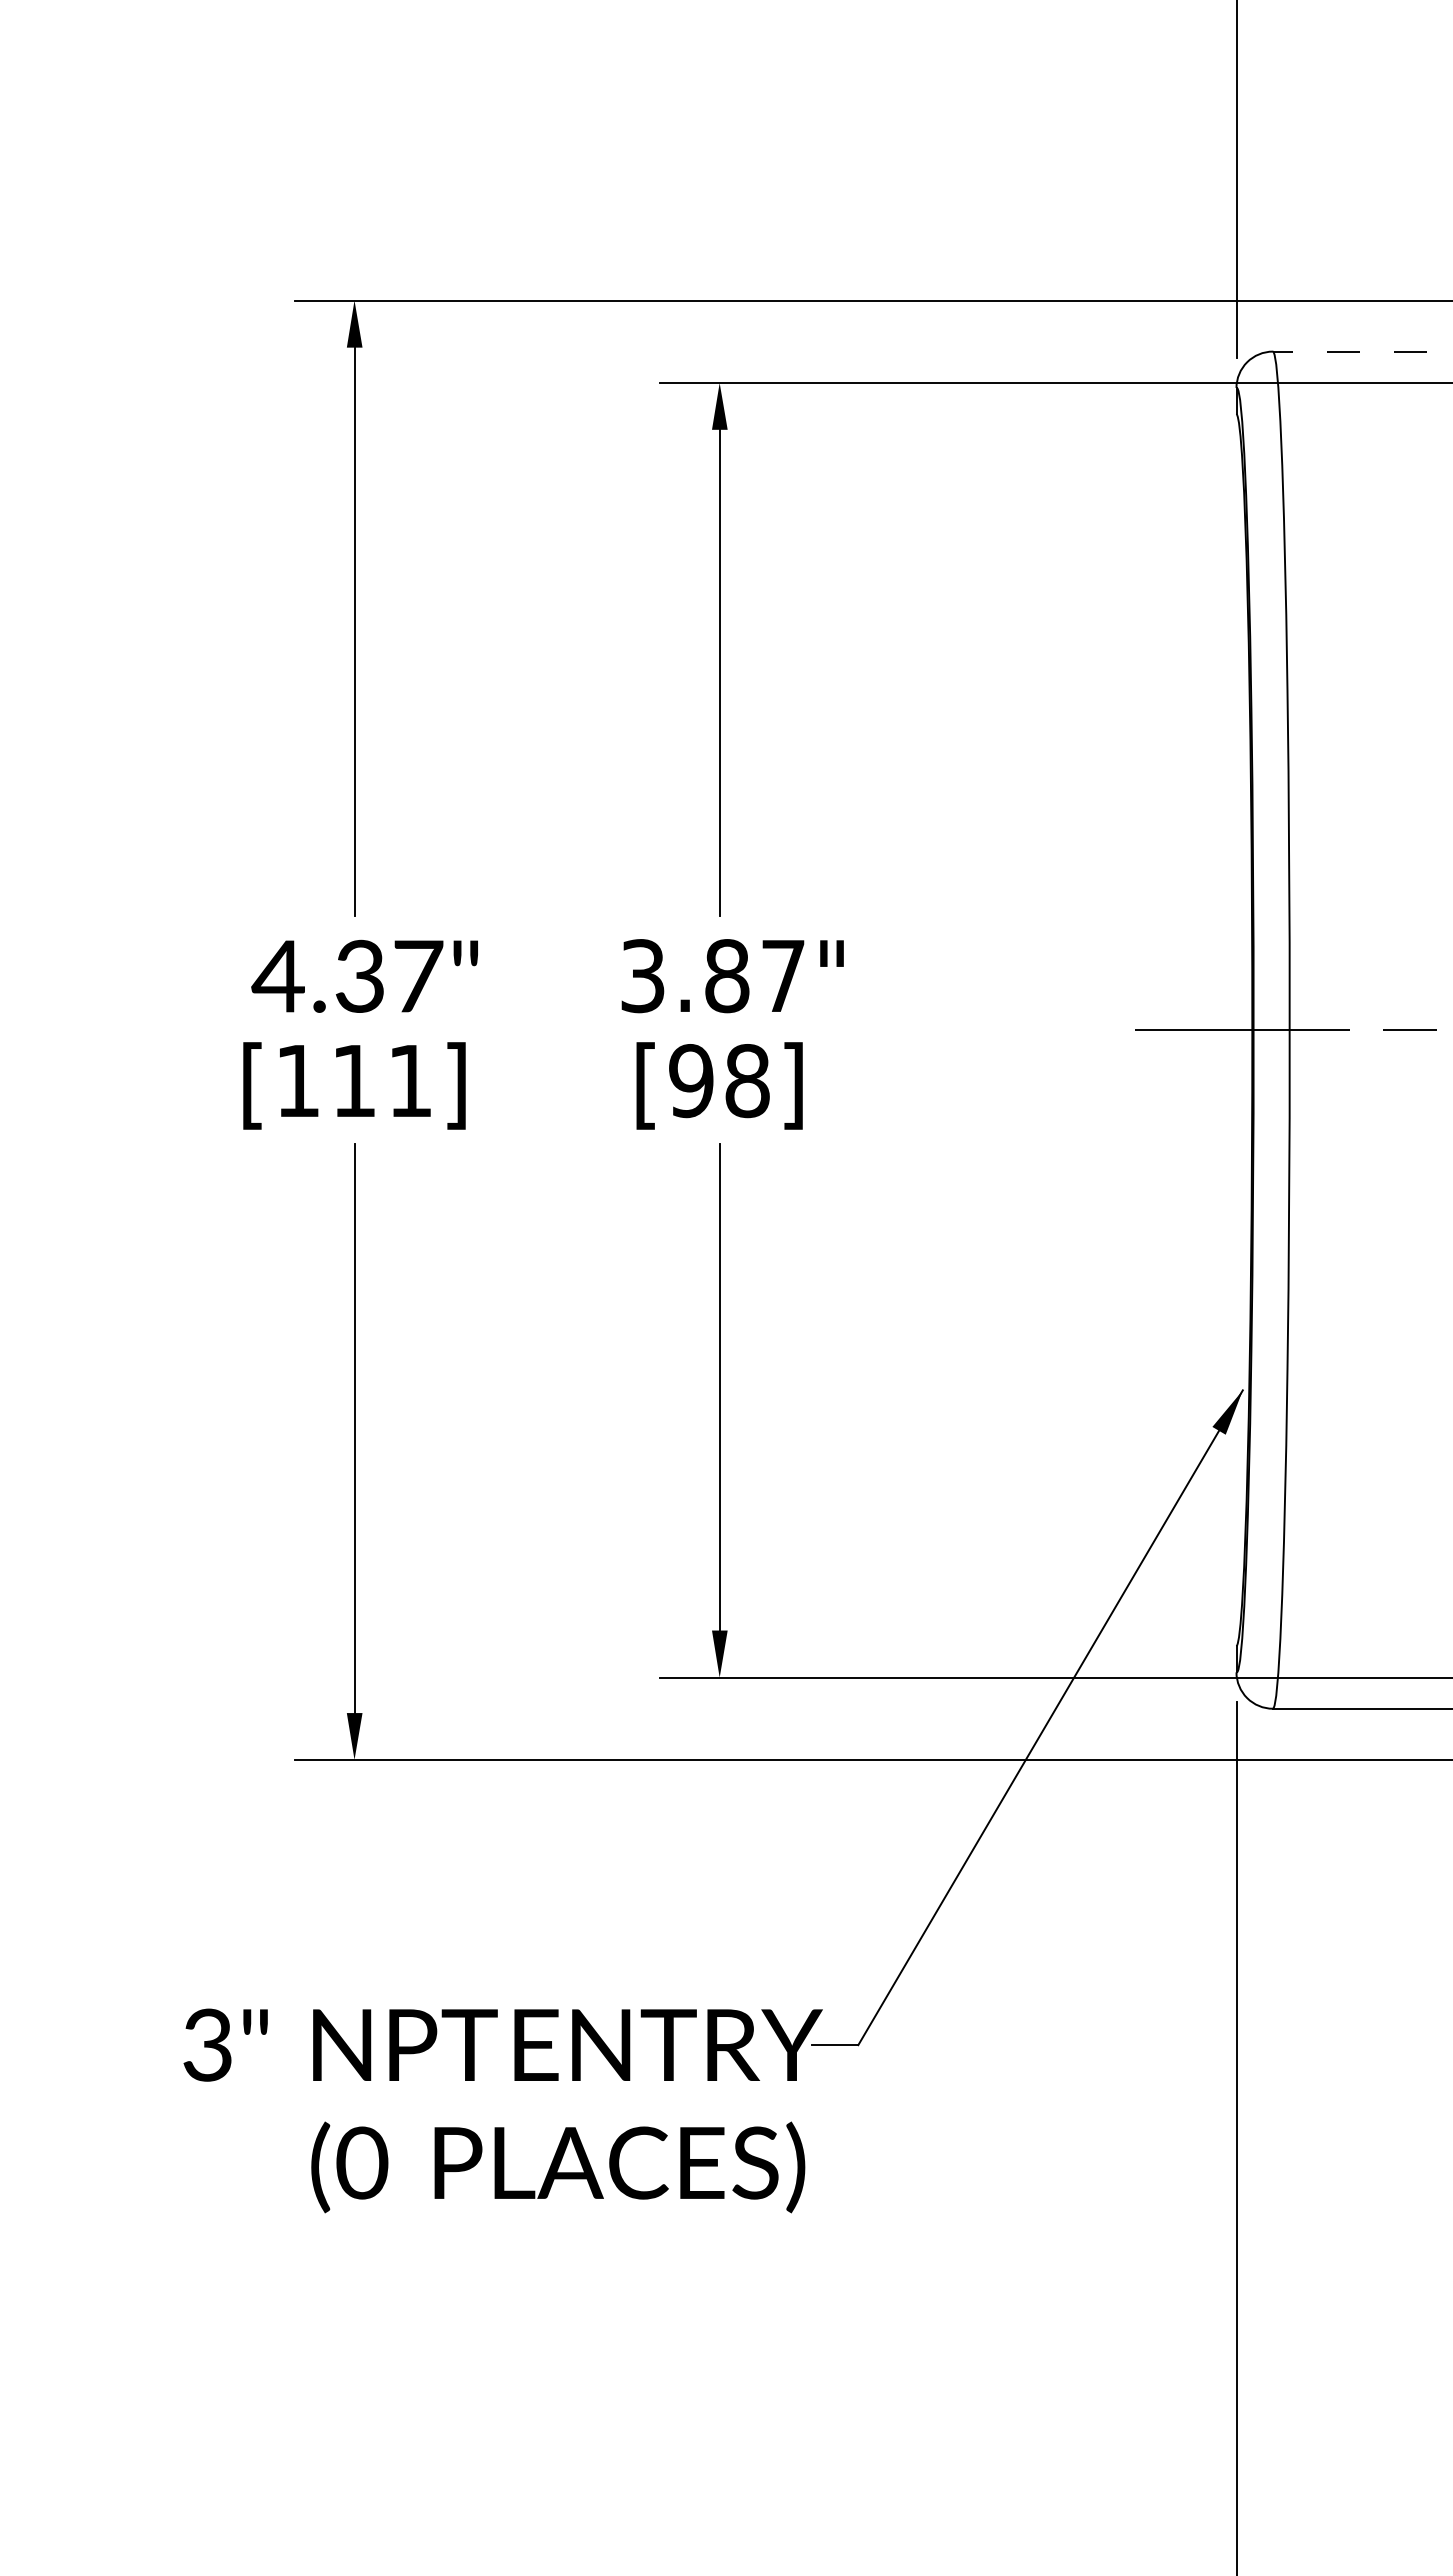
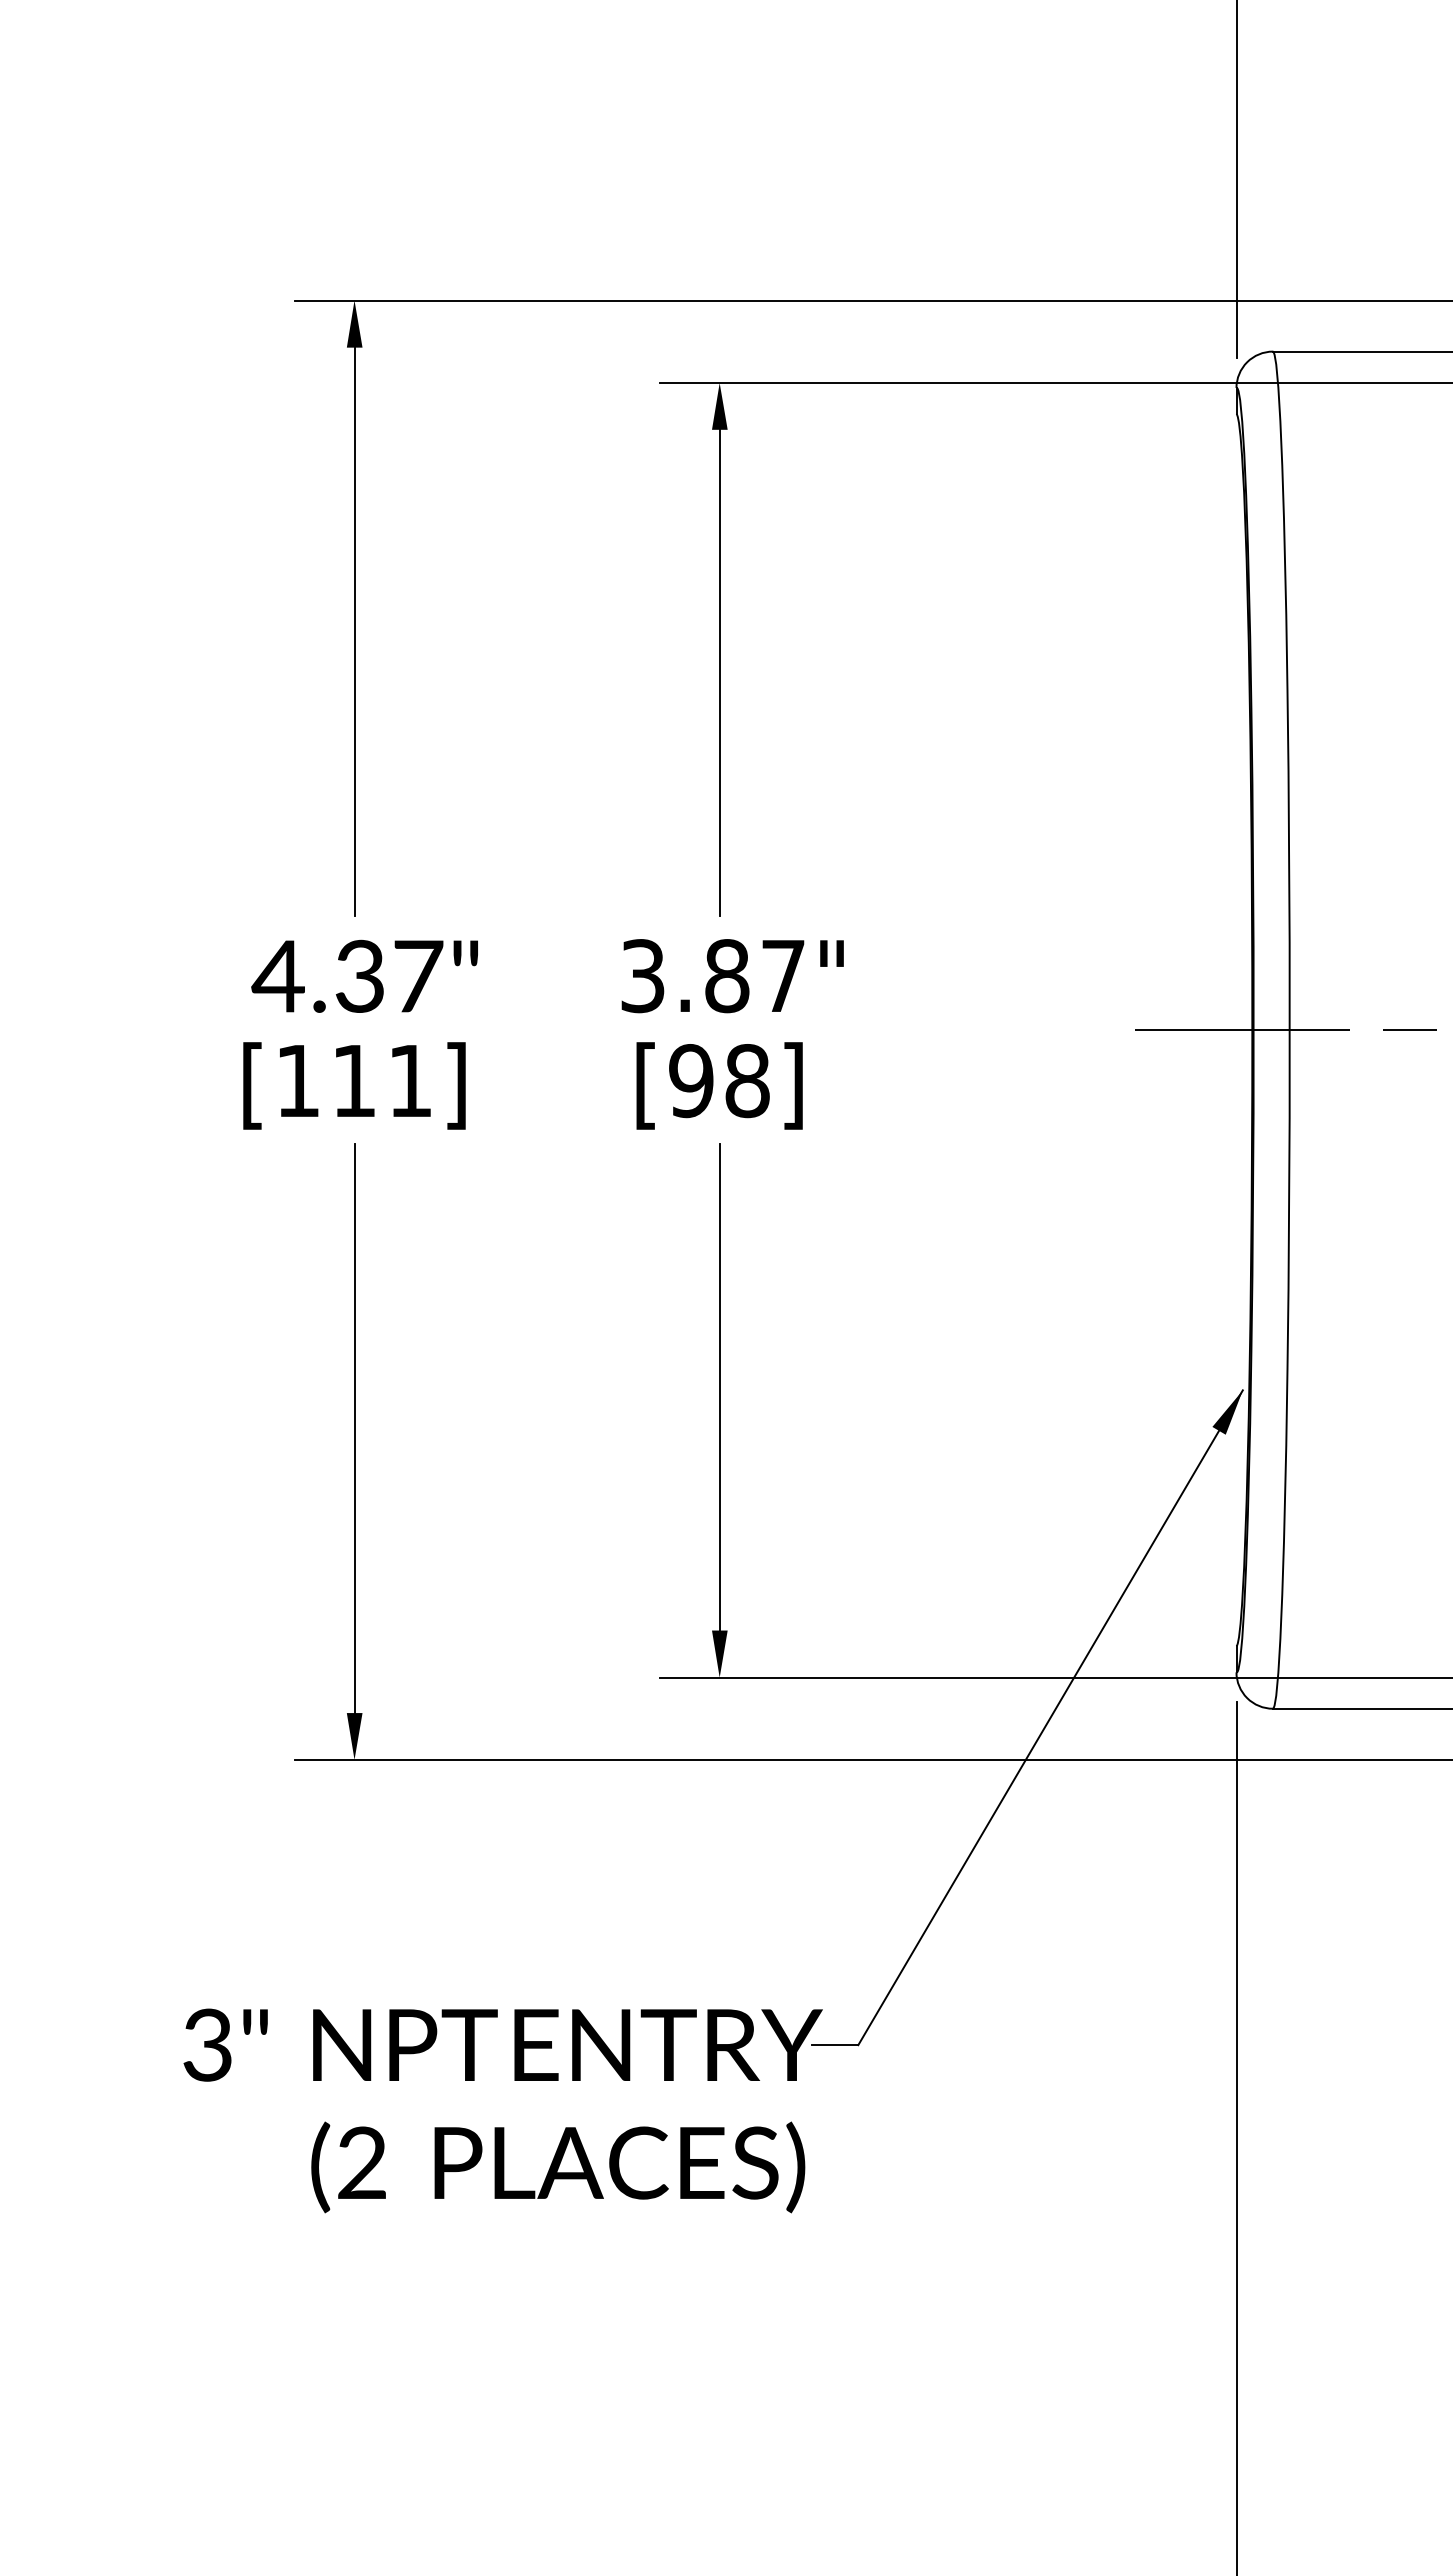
line: dashed -> solid (1362, 351)
text: (0 -> (2 (362, 2162)
